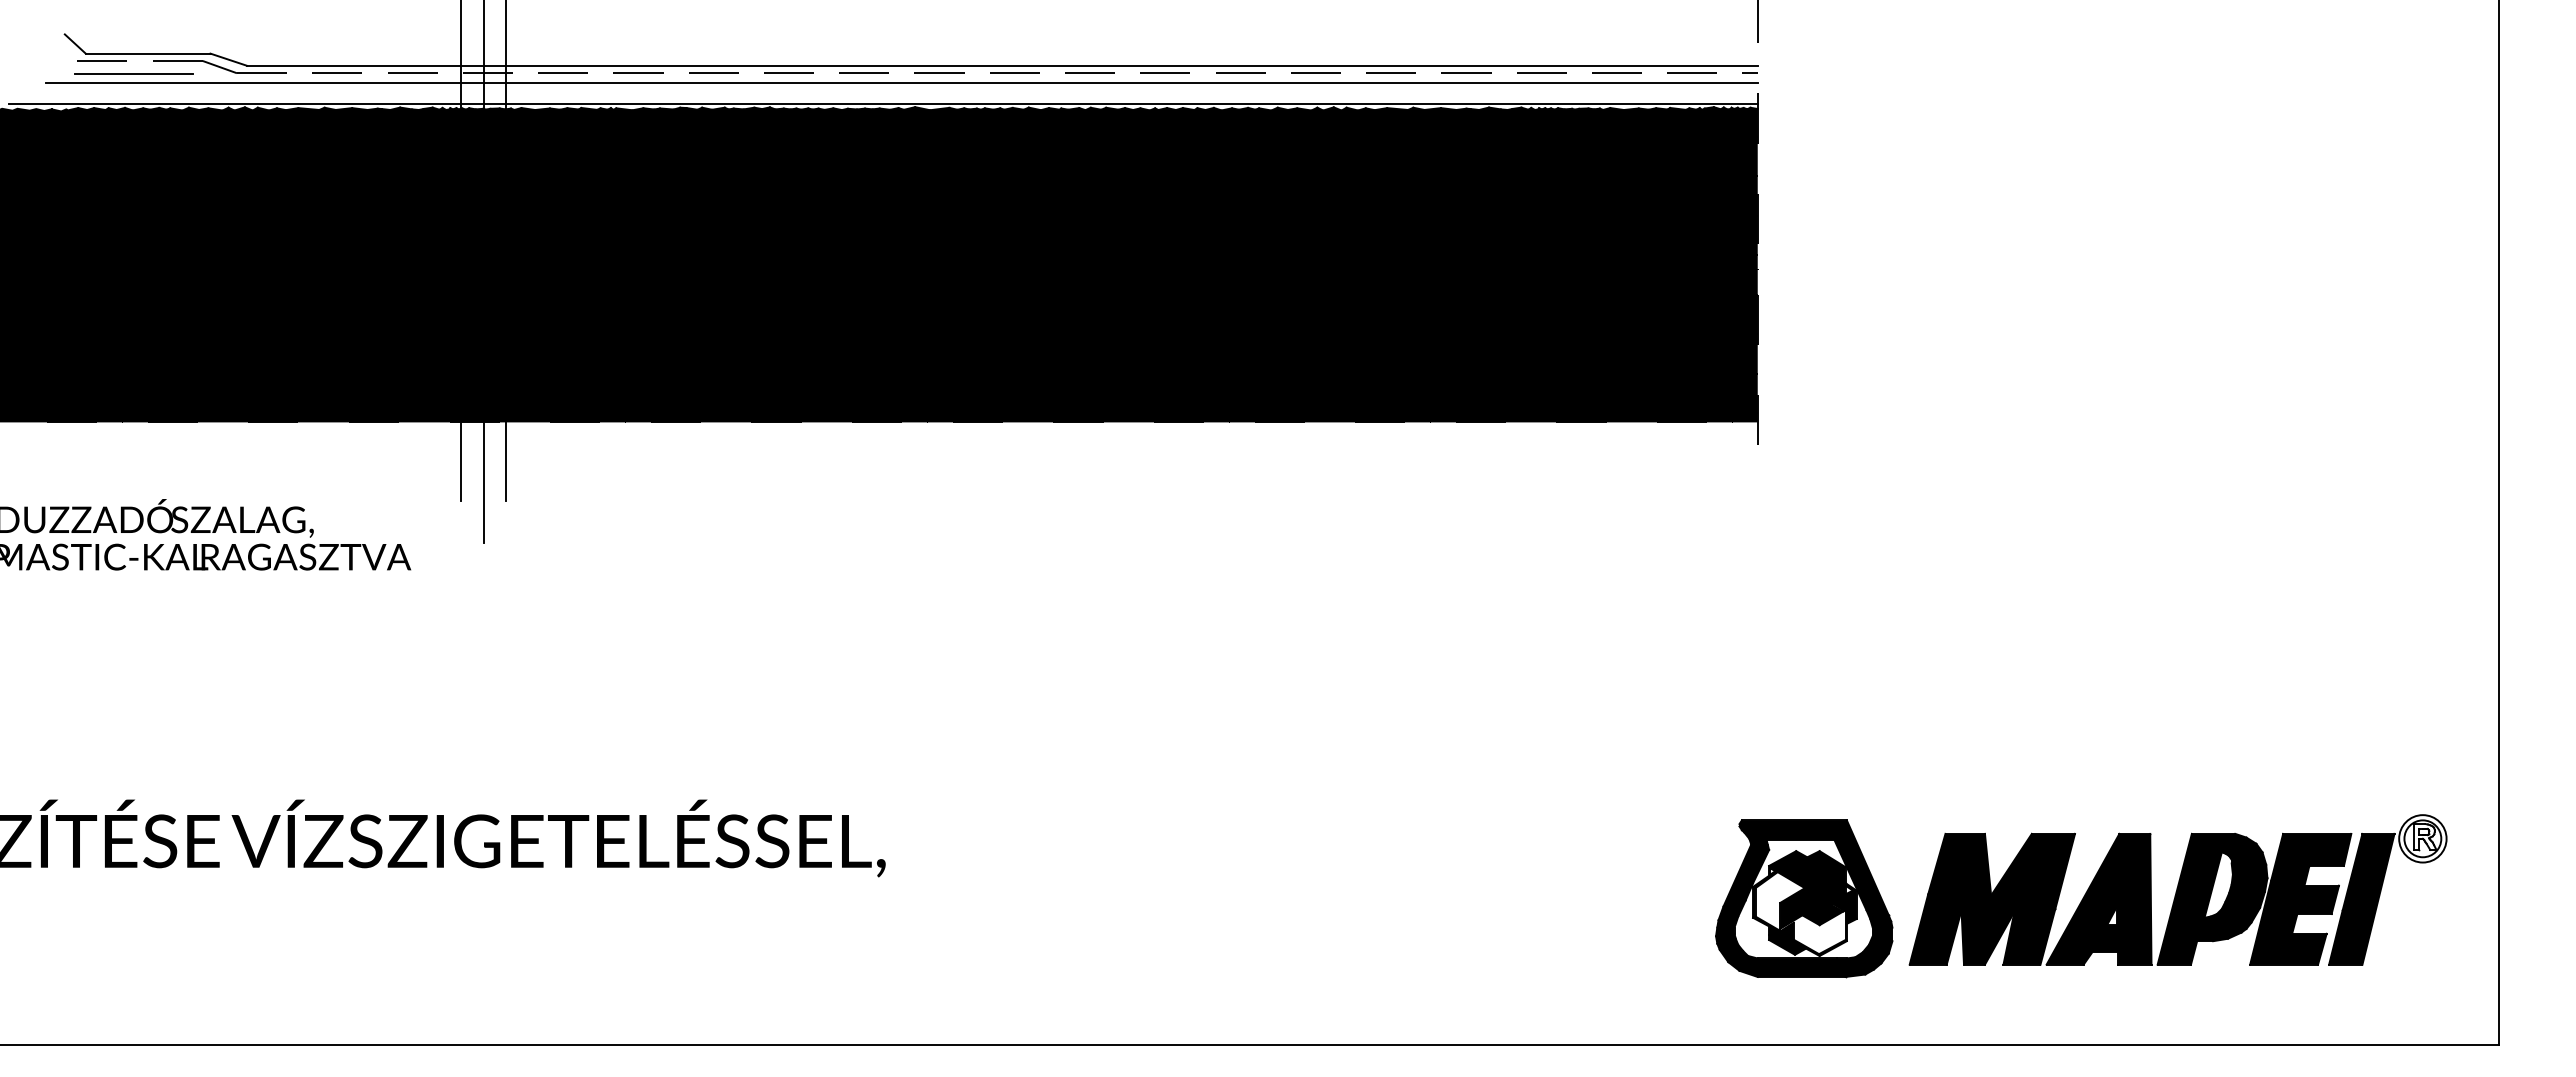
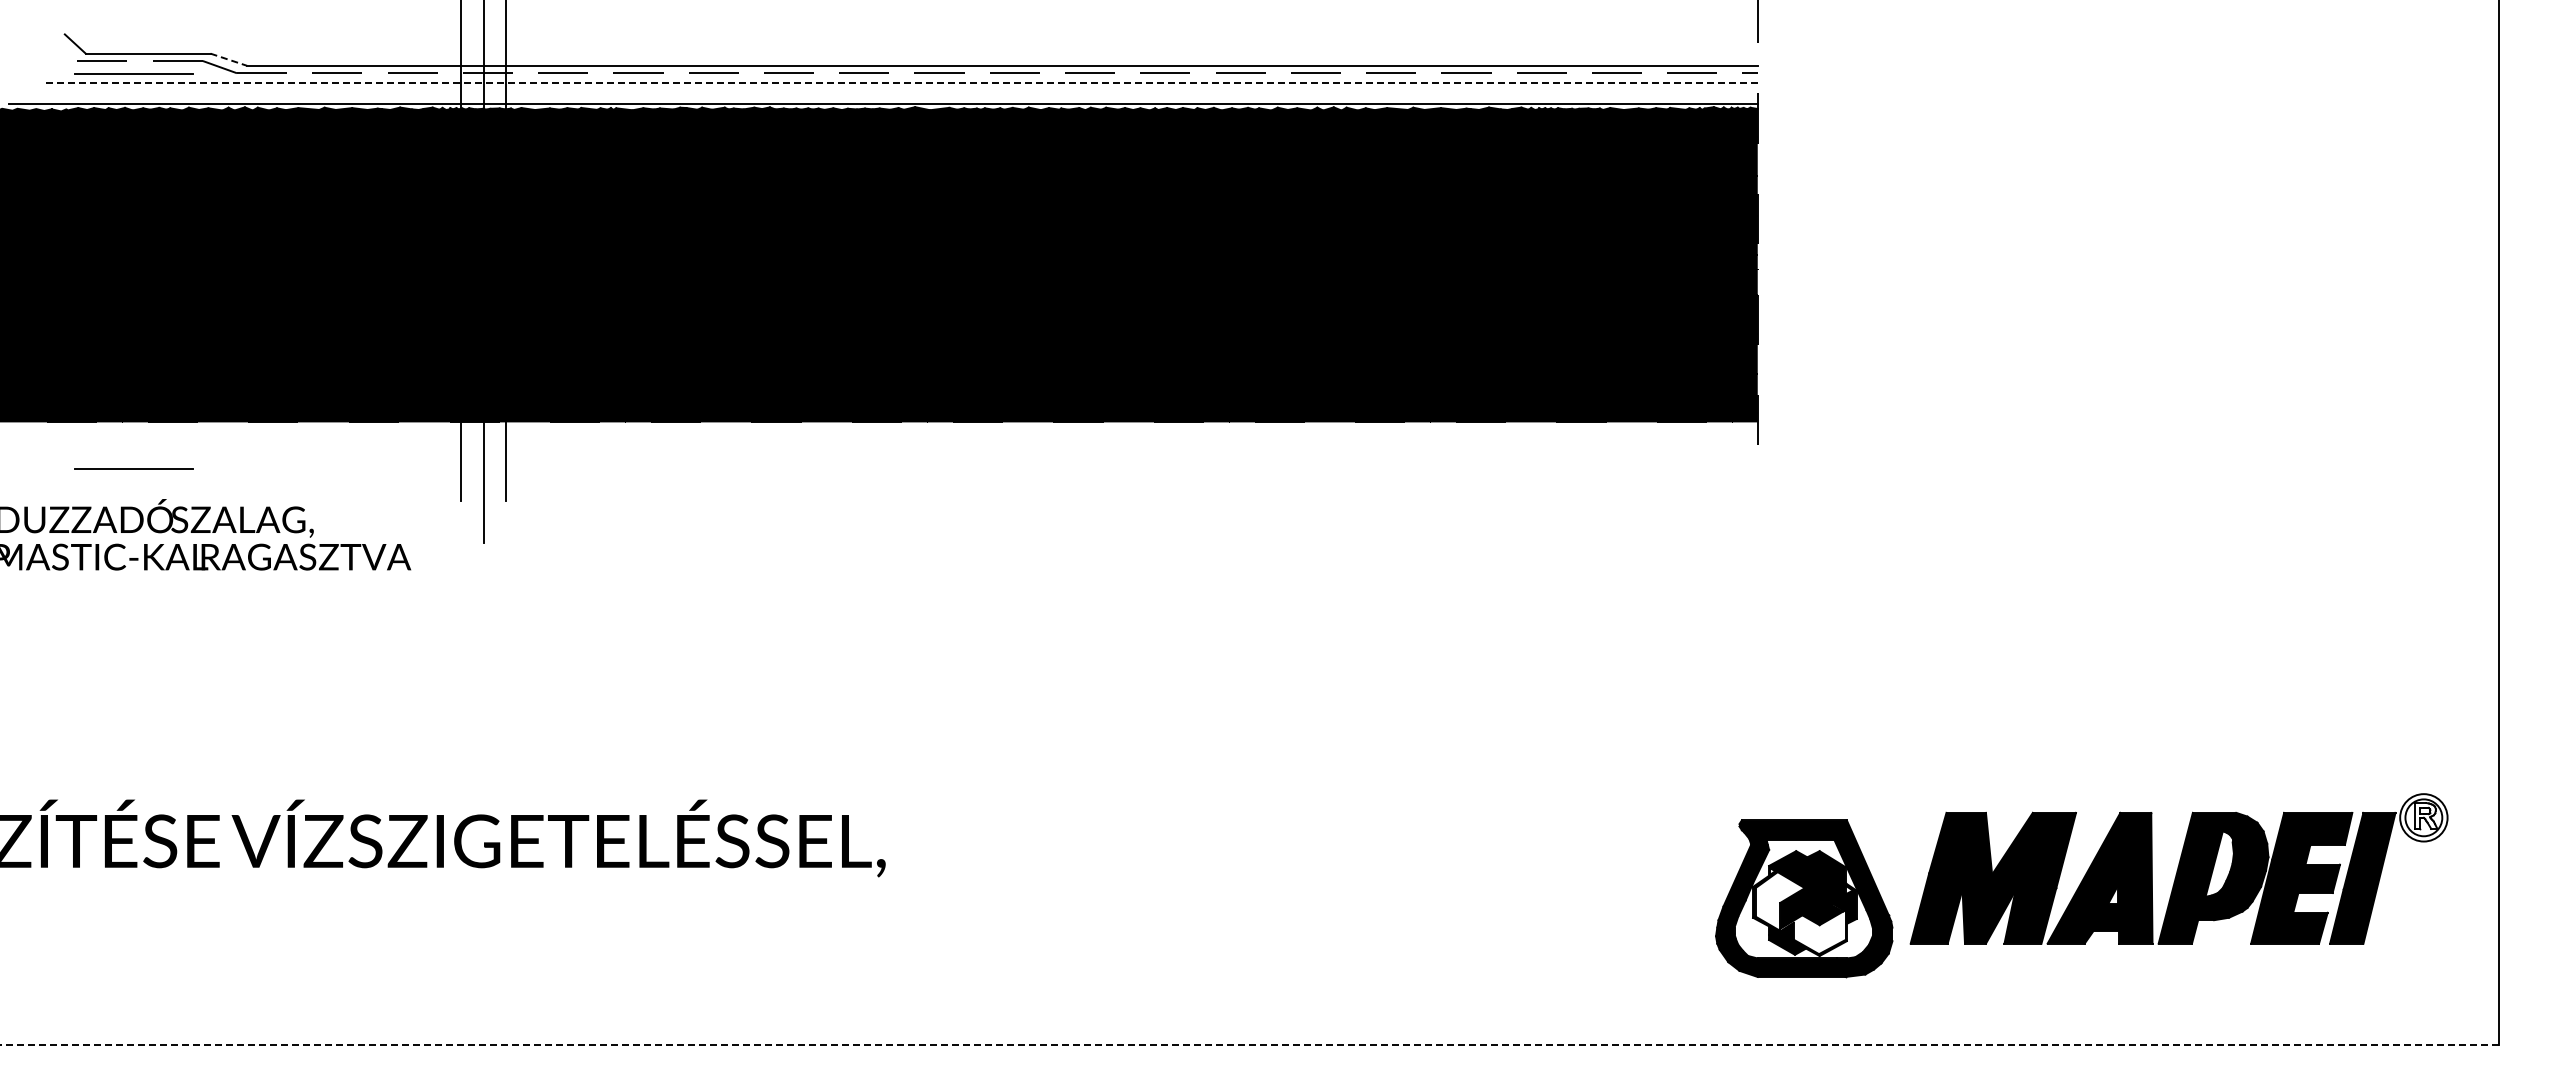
line: solid -> dashed (229, 59)
line: solid -> dashed (901, 82)
line: none -> present (133, 468)
part position: (2177, 889) -> (2178, 868) (2178, 868)
line: solid -> dashed (1249, 1044)
